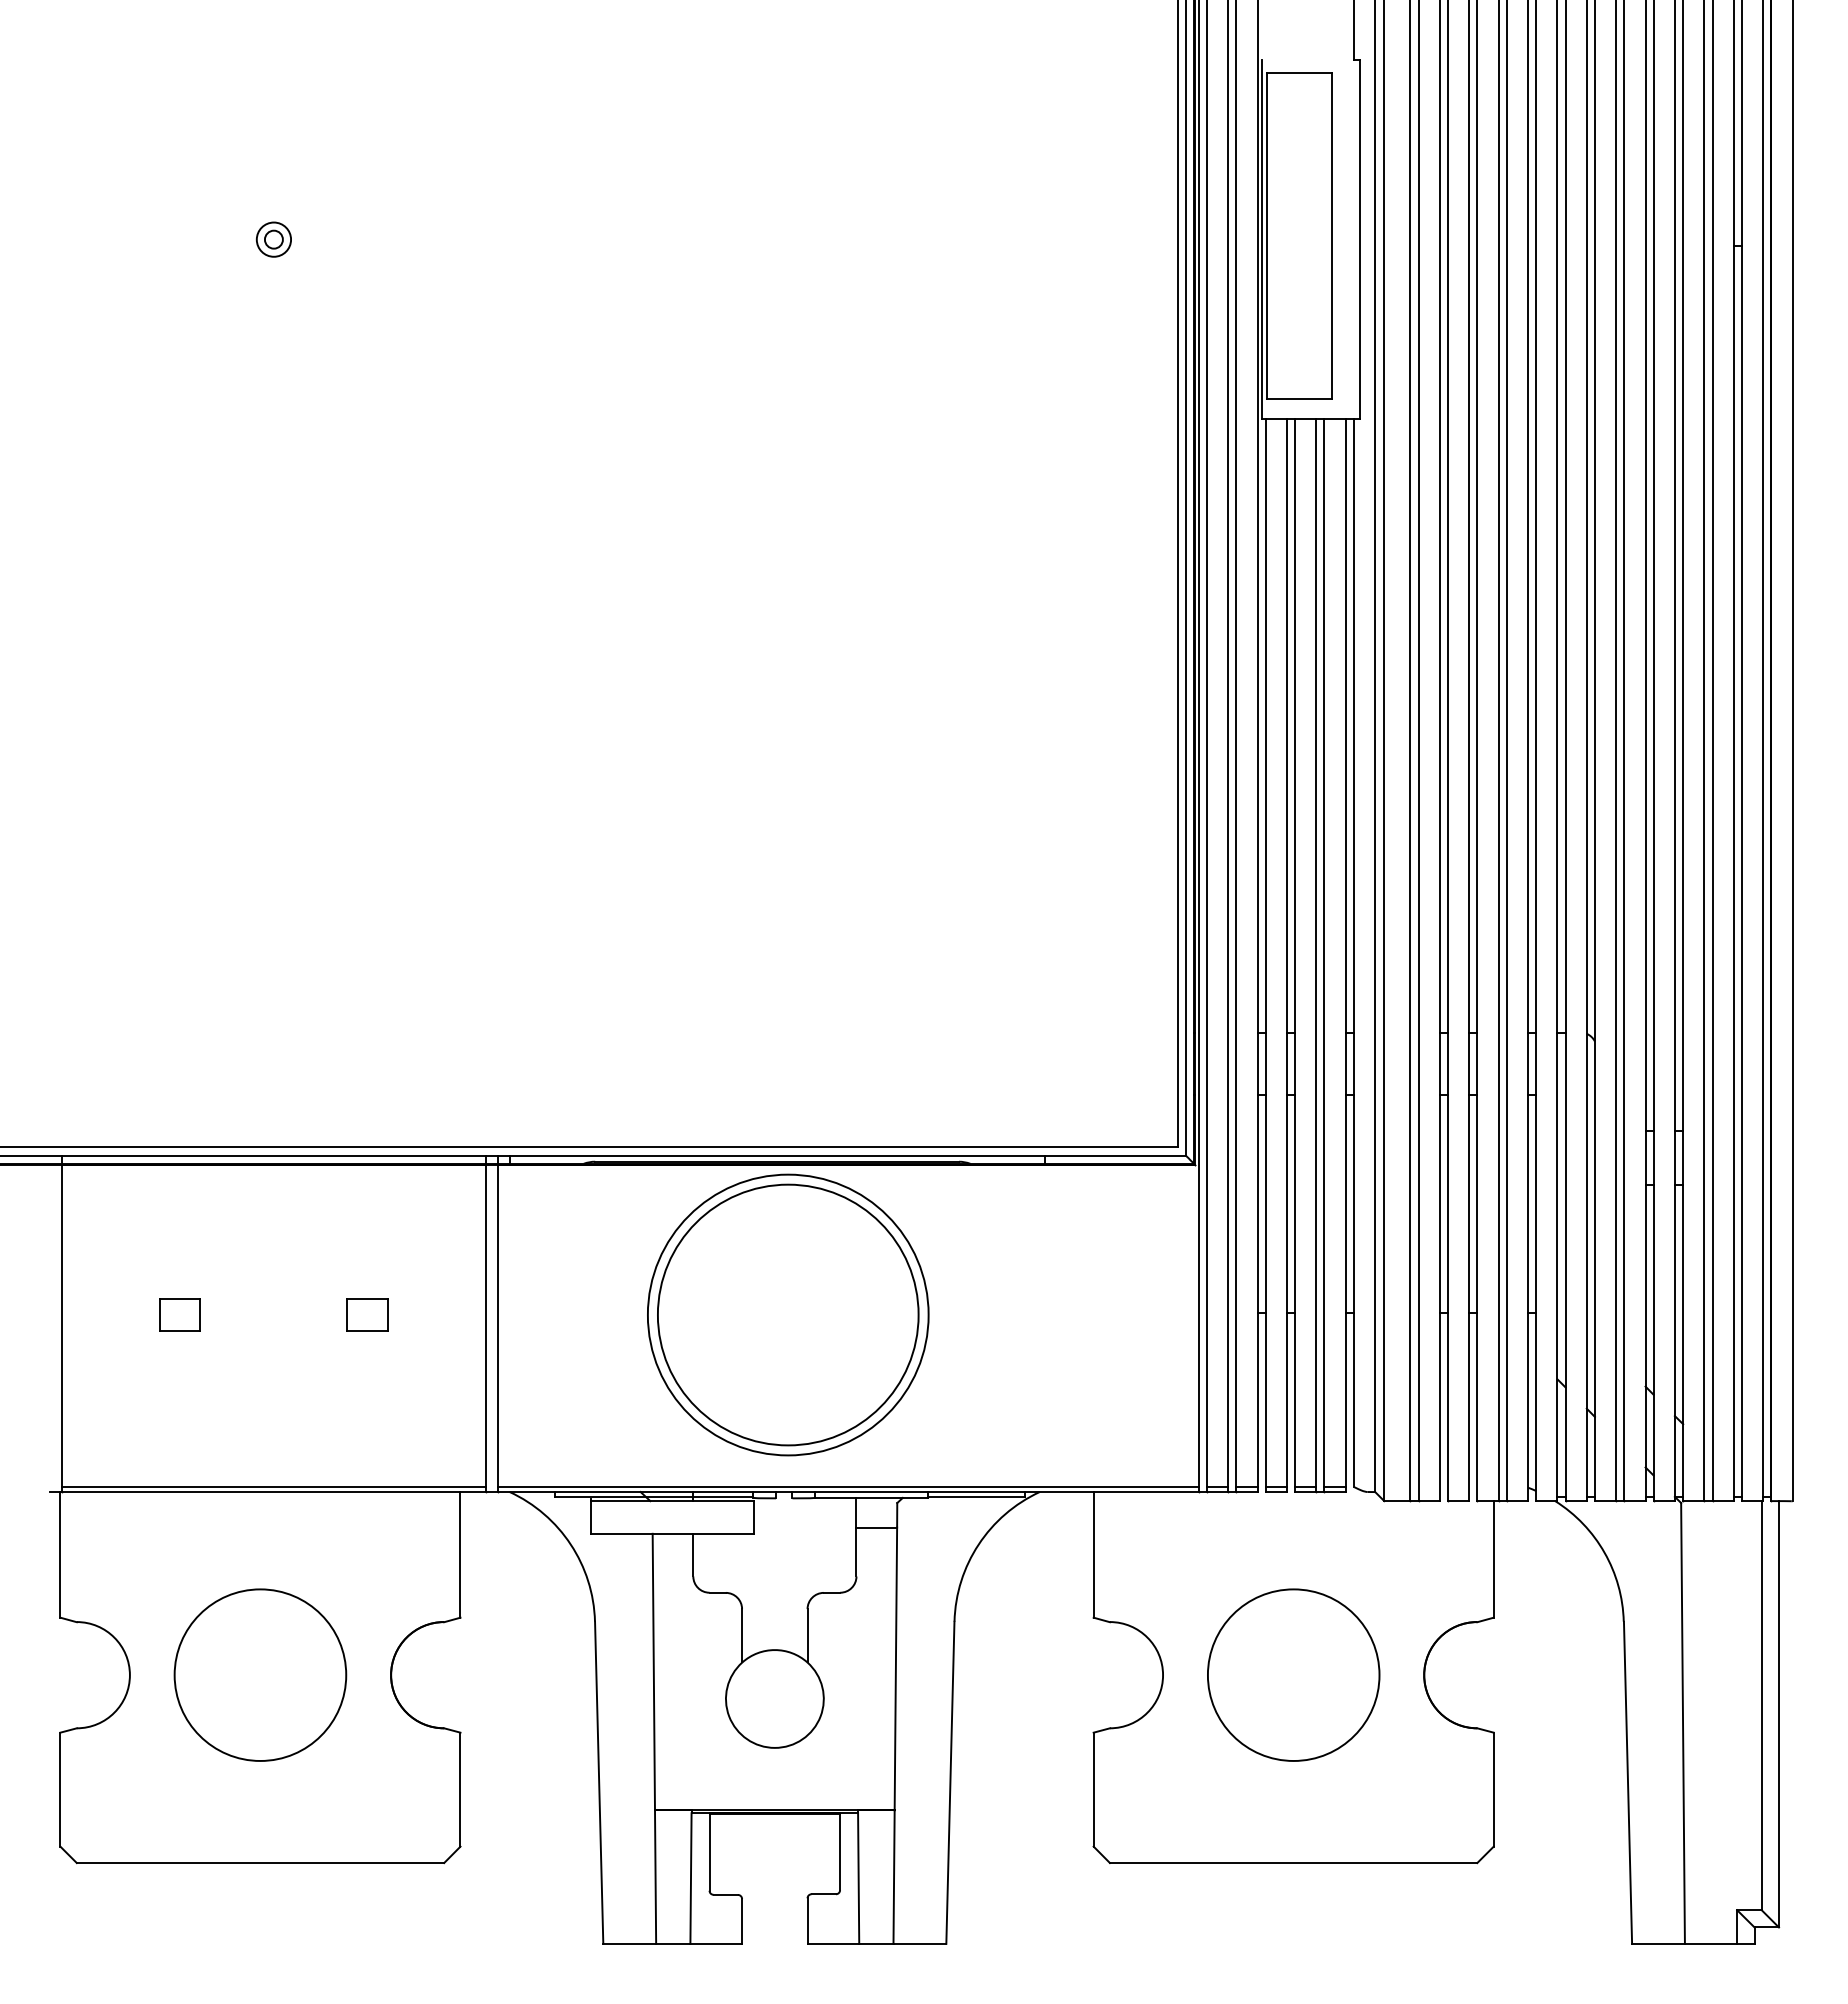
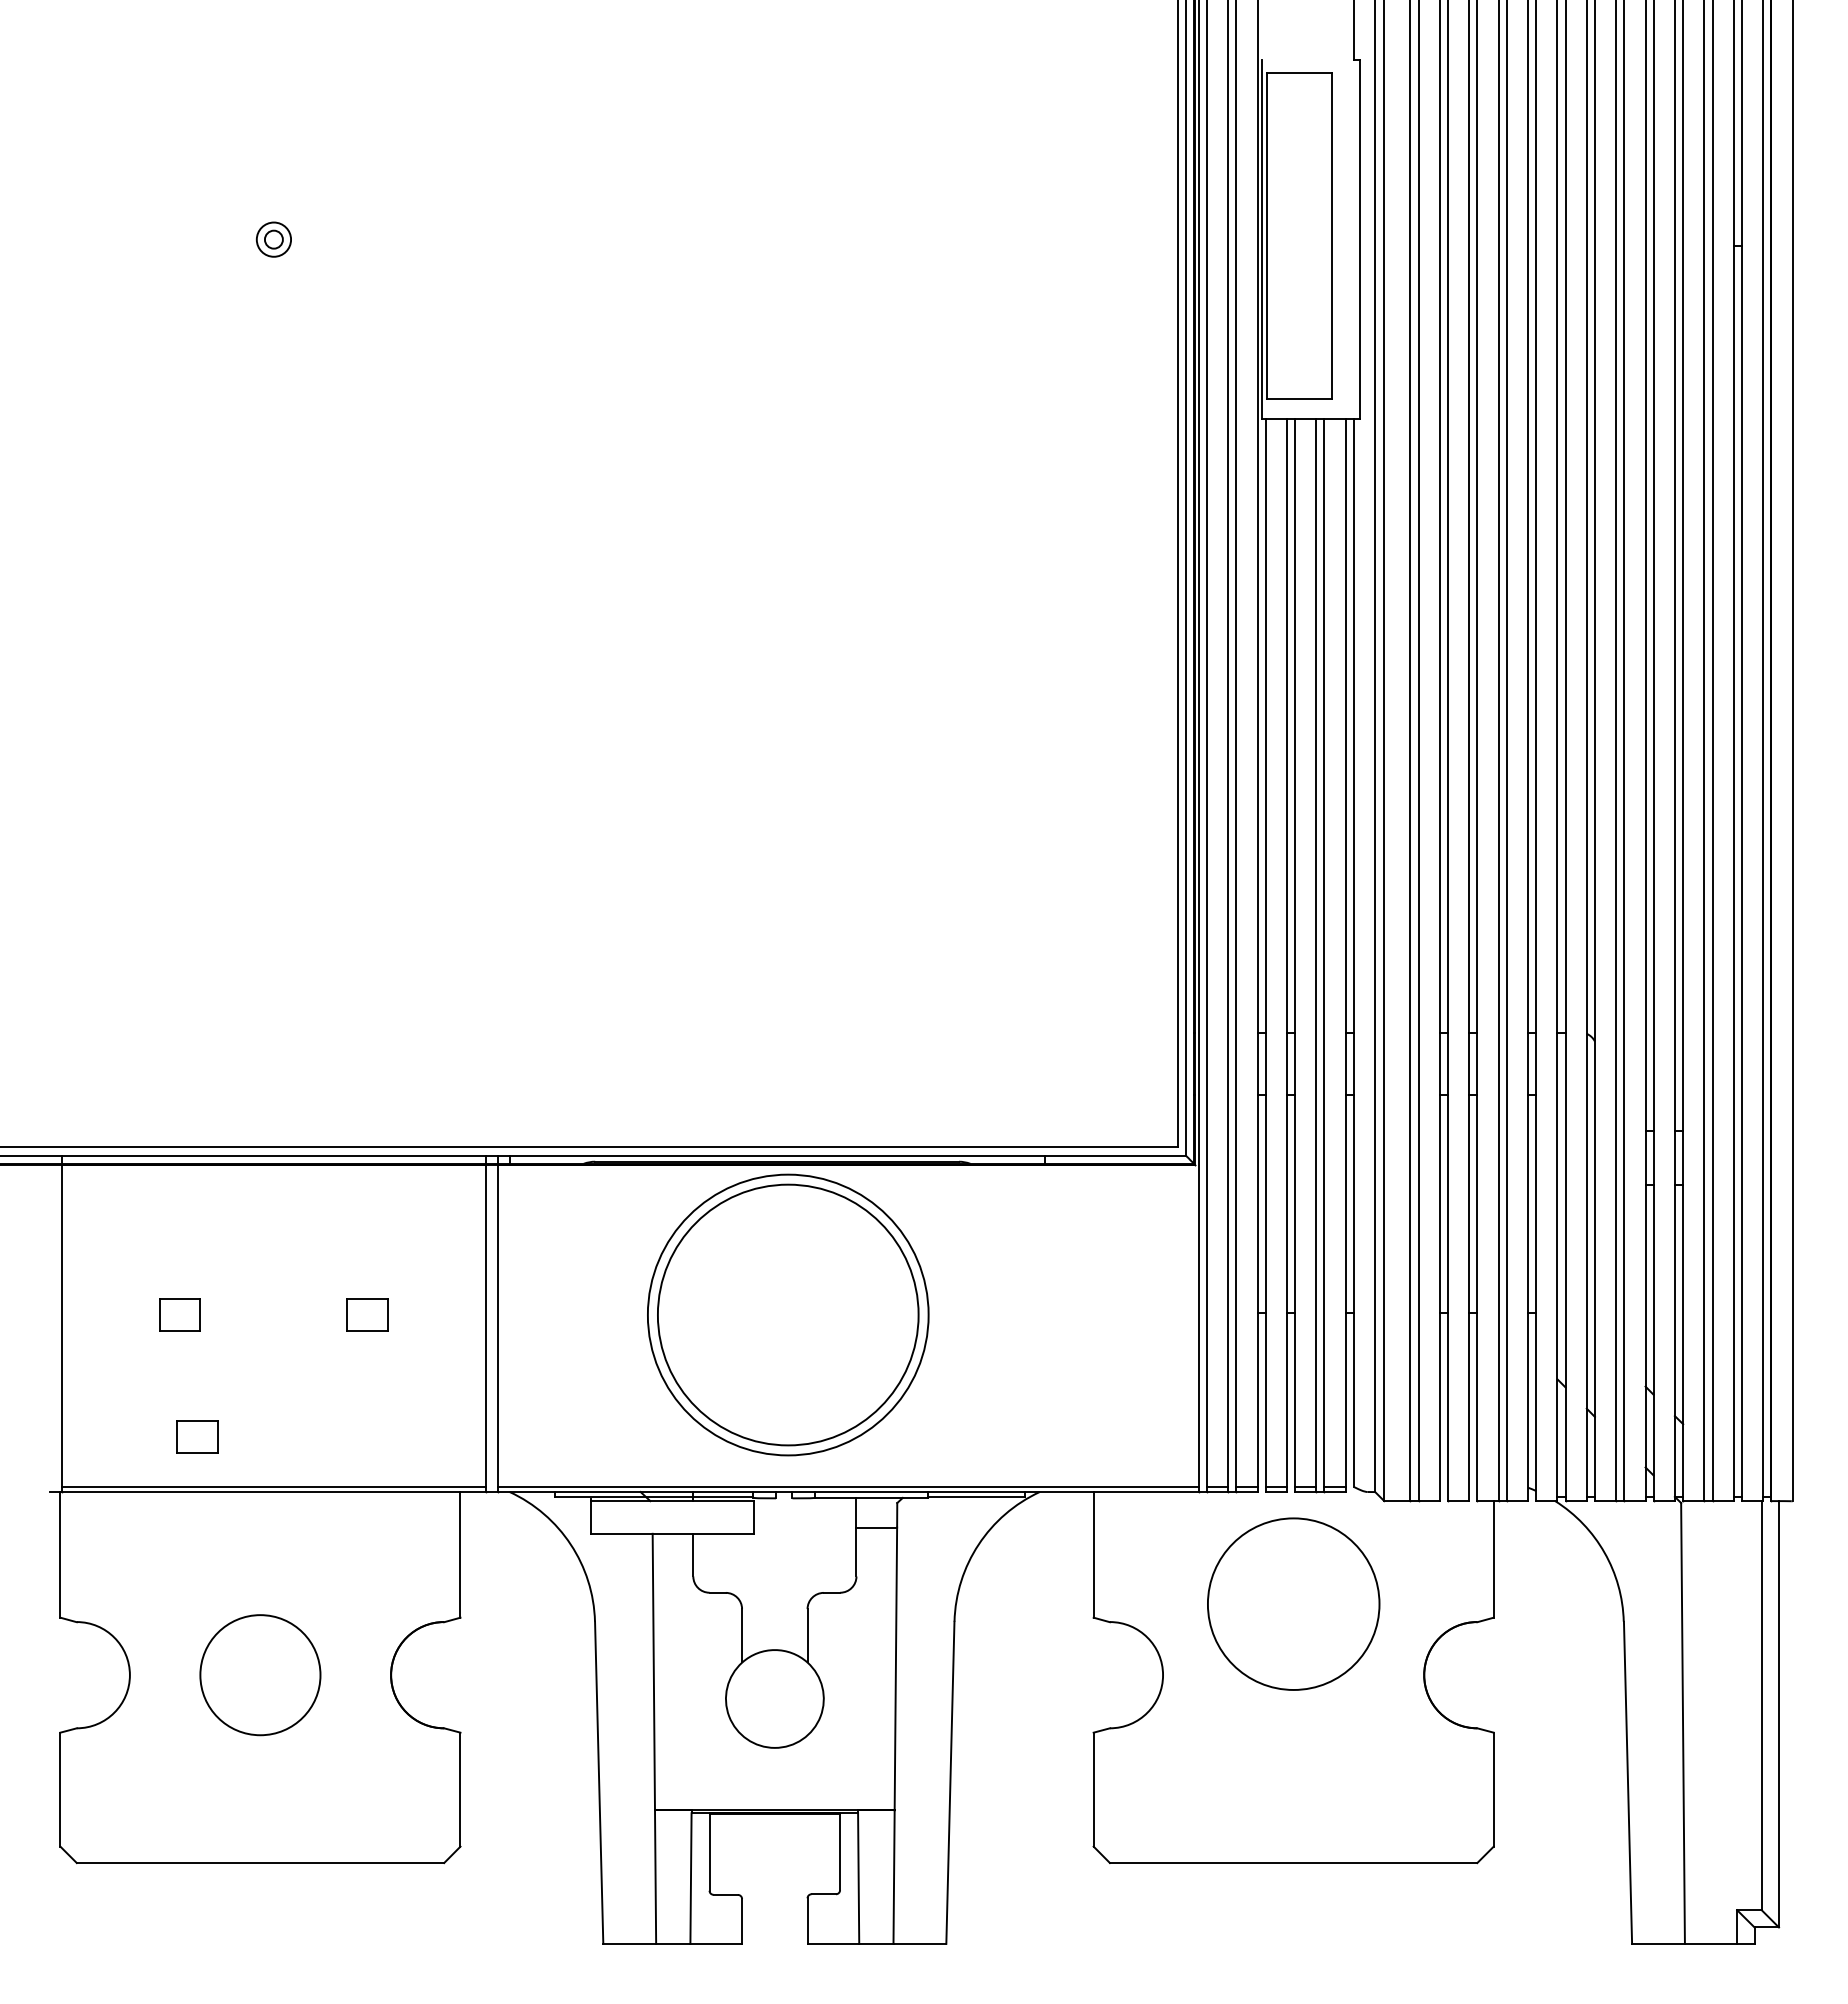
part: none -> present (197, 1436)
circle diameter: 172 px -> 120 px (260, 1675)
circle position: (1293, 1674) -> (1293, 1603) (1293, 1603)
